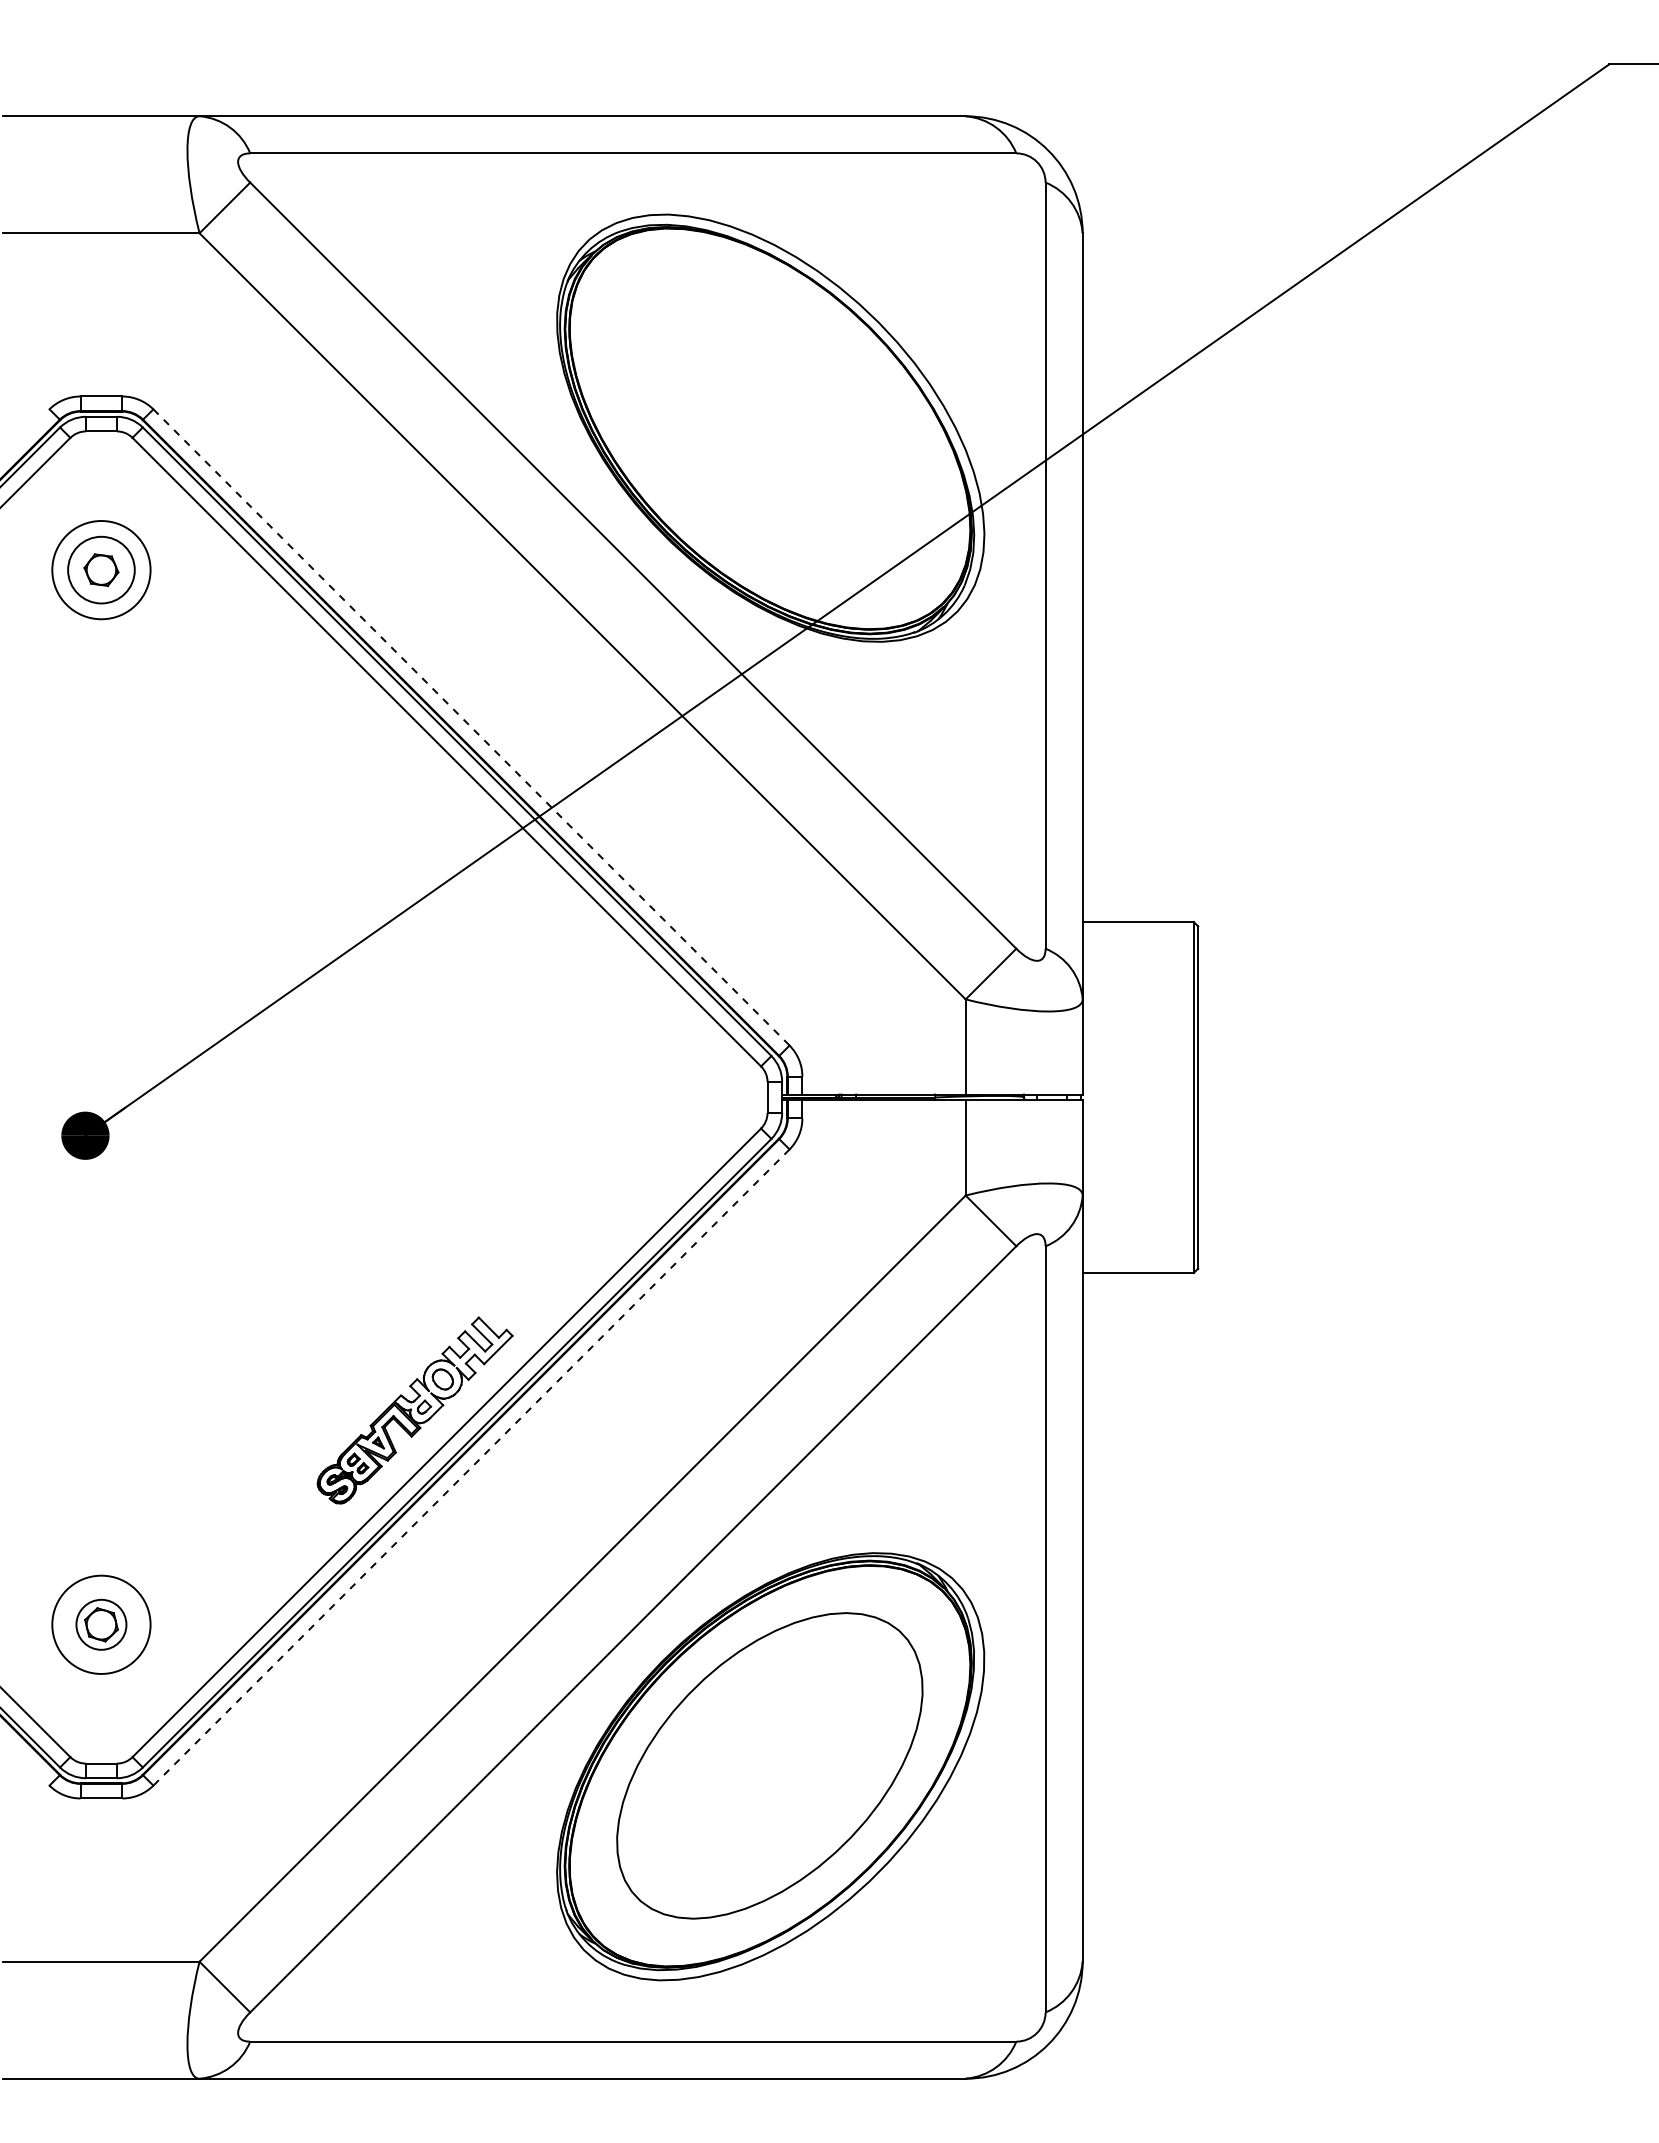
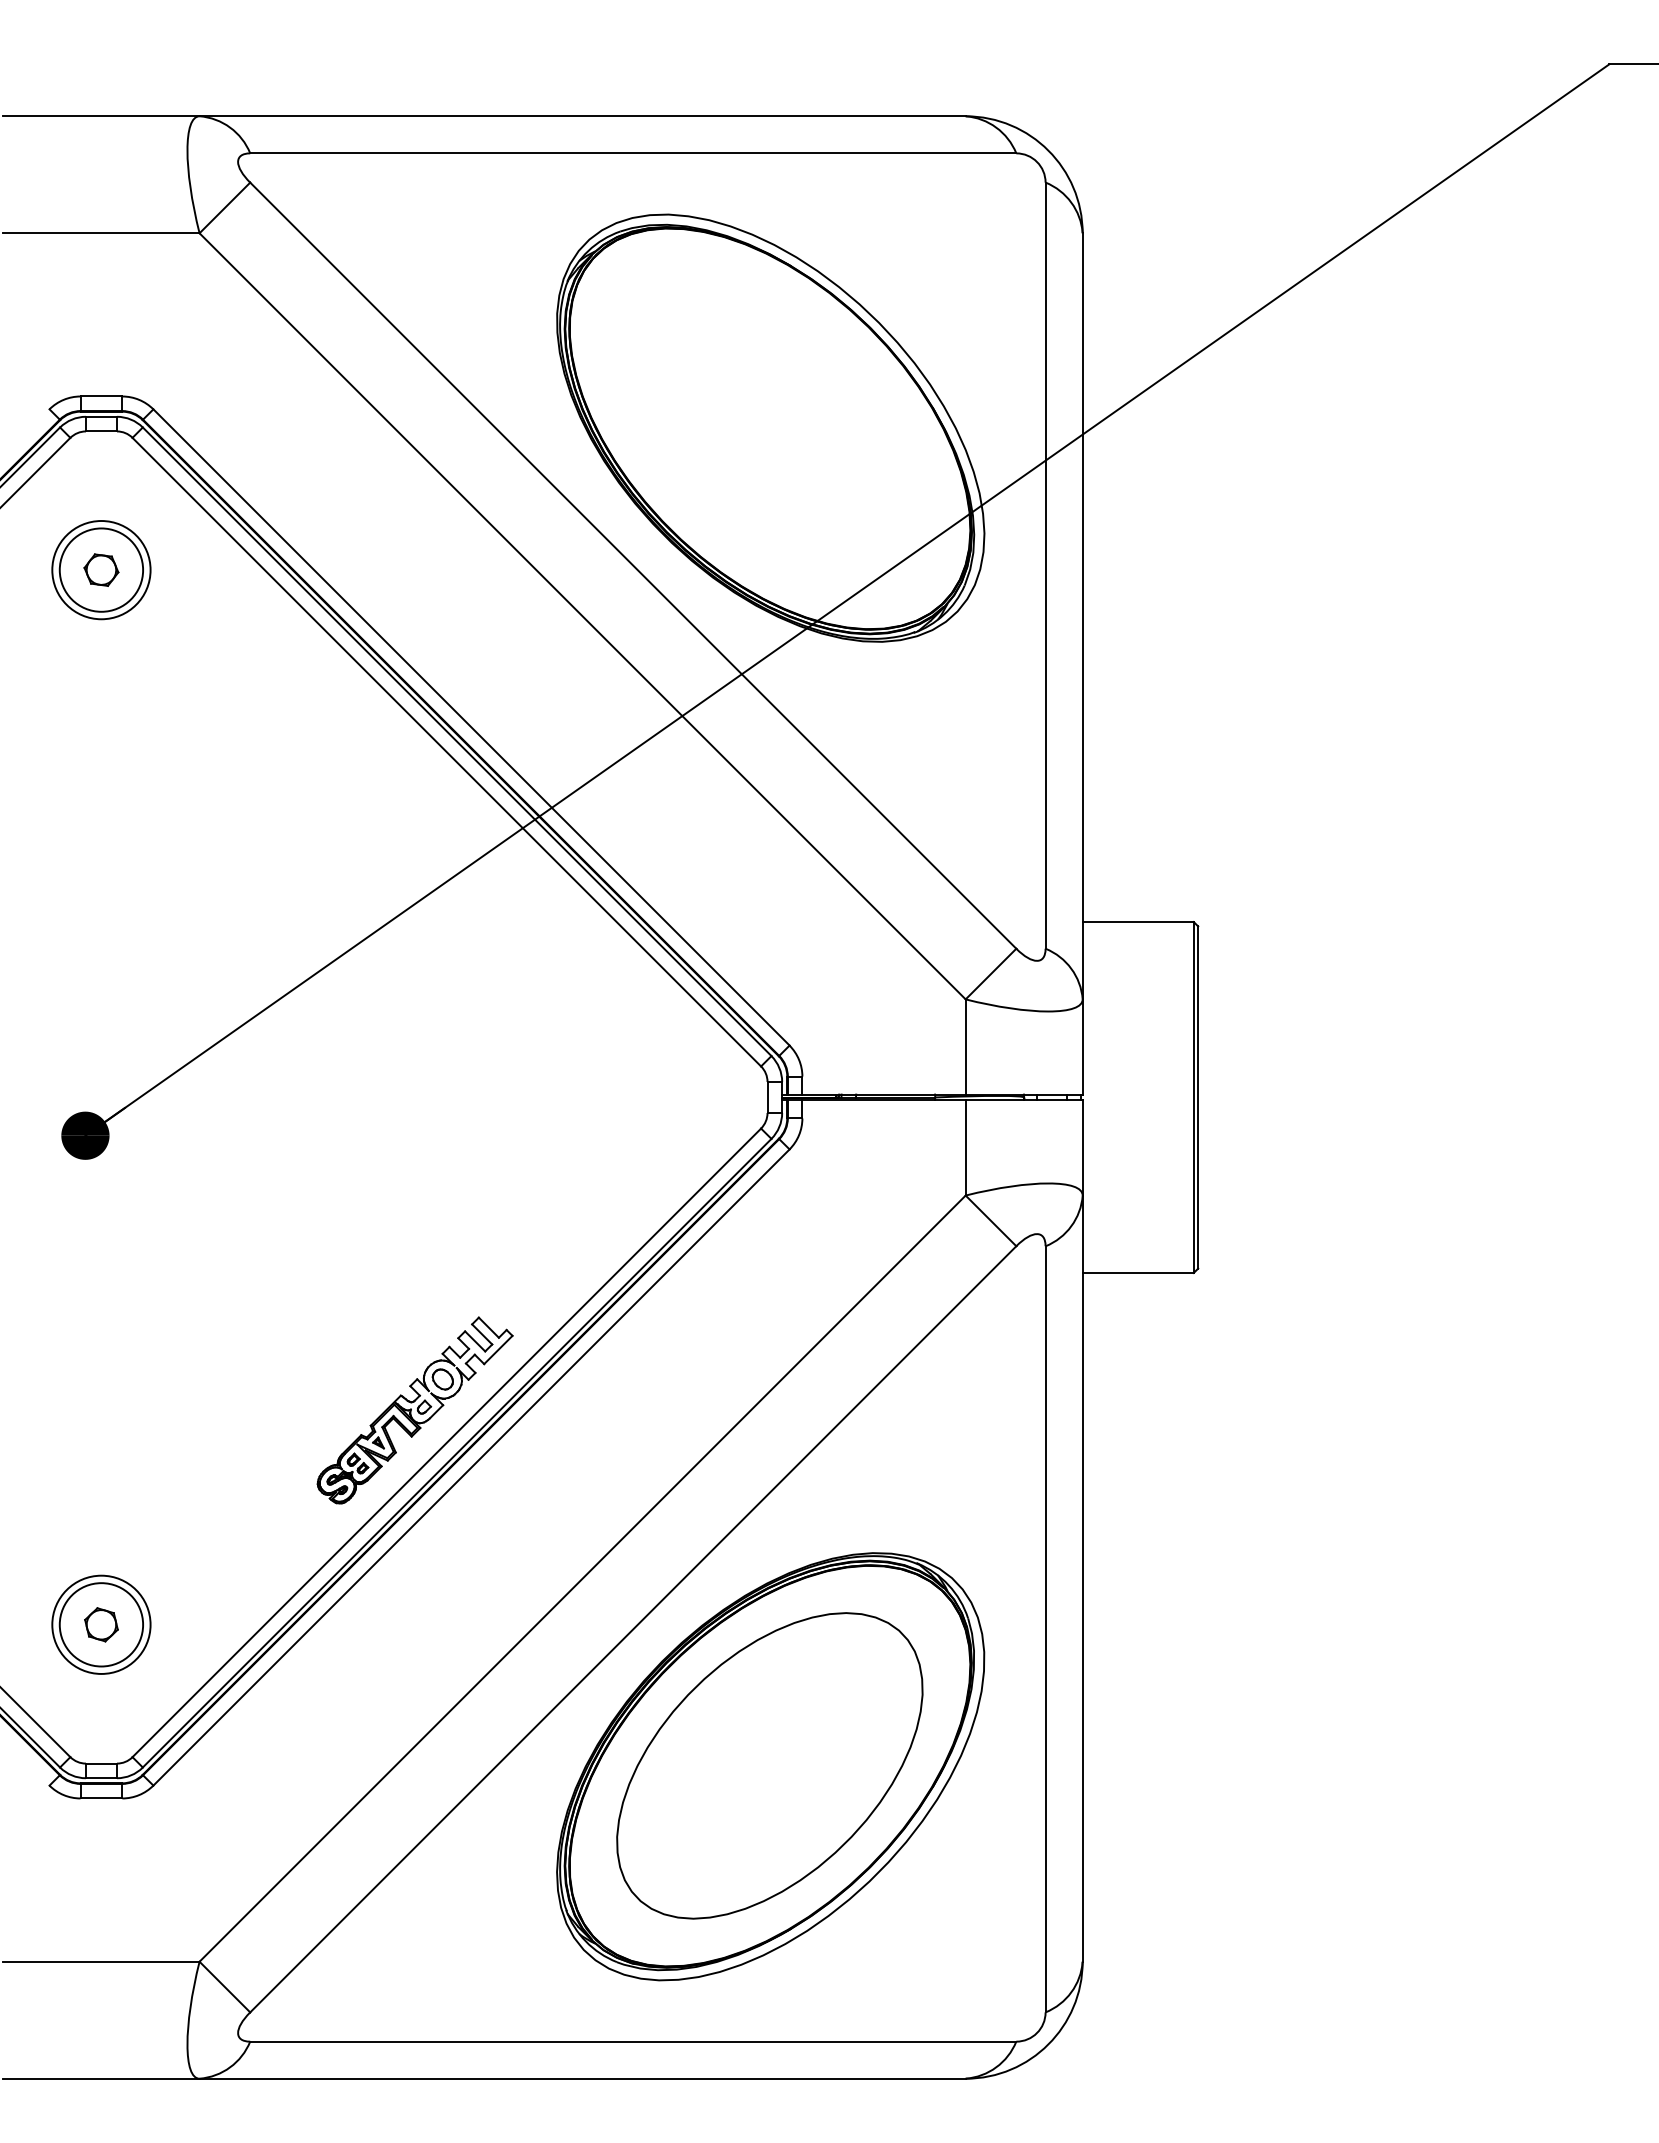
circle diameter: 67 px -> 83 px (101, 569)
line: dashed -> solid (471, 727)
line: dashed -> solid (471, 1467)
circle diameter: 50 px -> 83 px (101, 1624)
